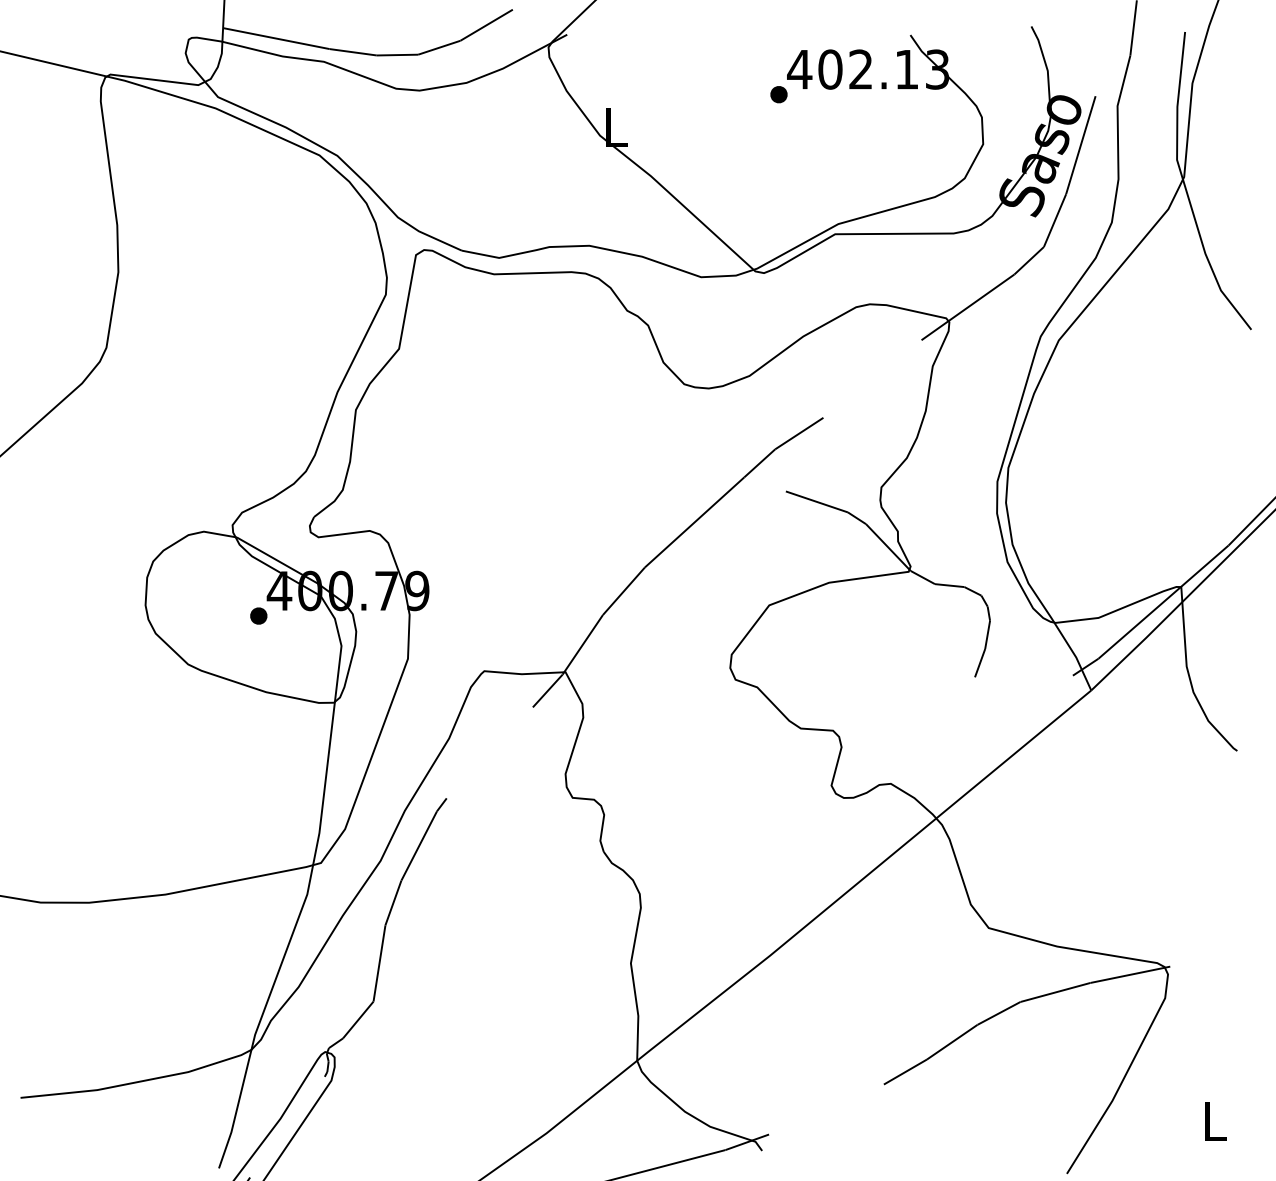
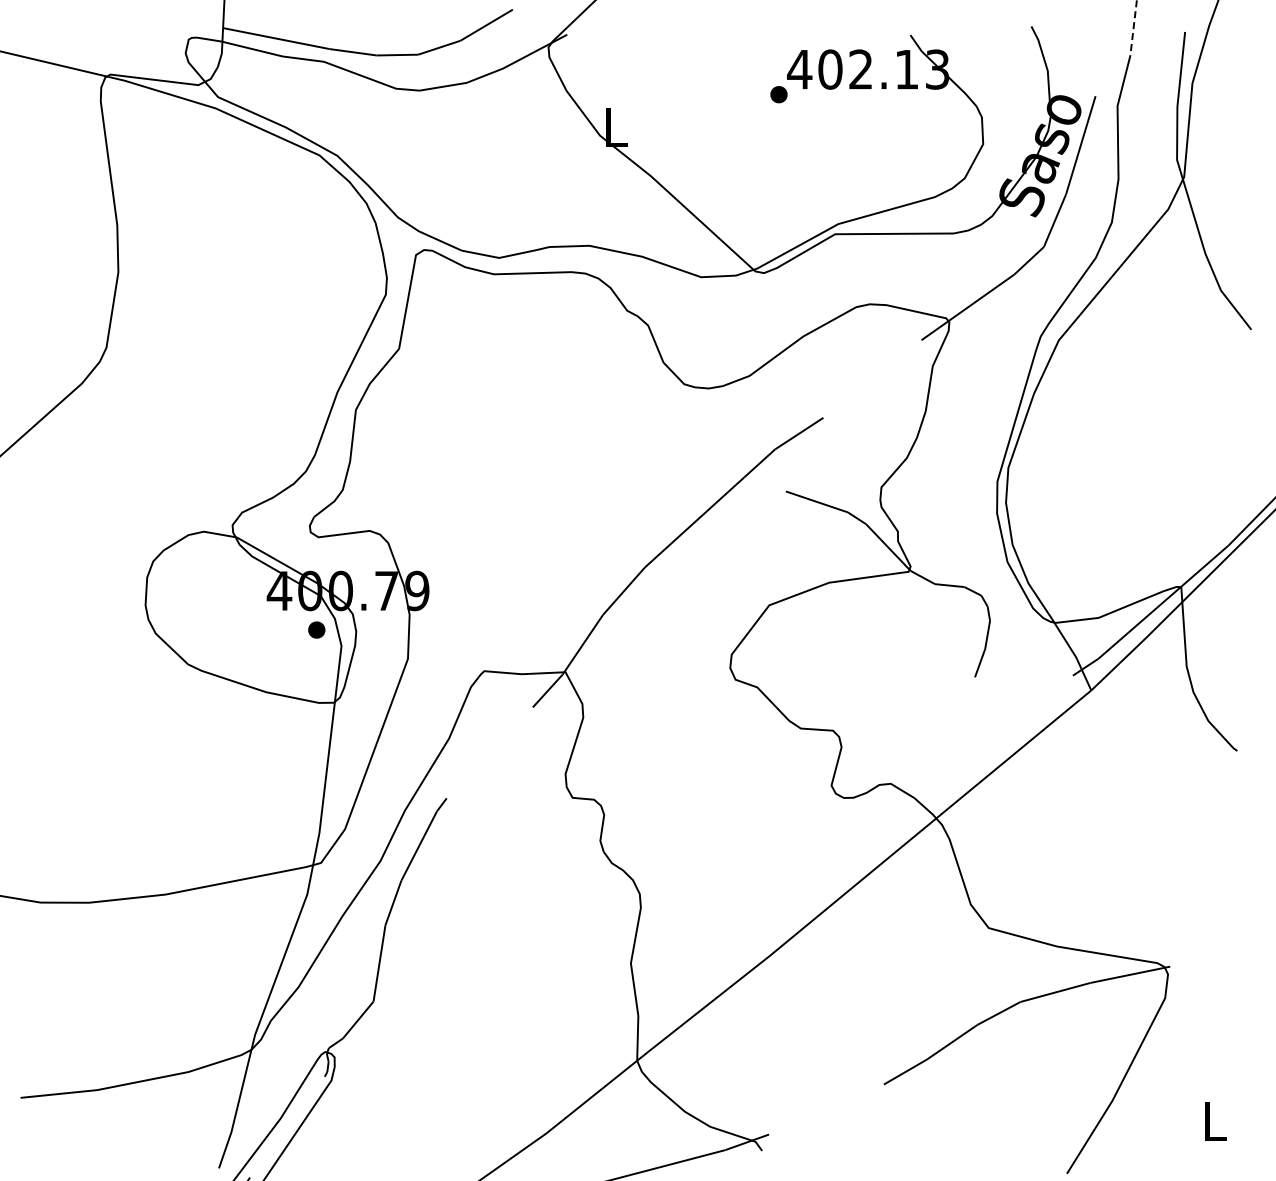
line: solid -> dashed (1133, 27)
part position: (258, 615) -> (316, 629) (316, 629)
